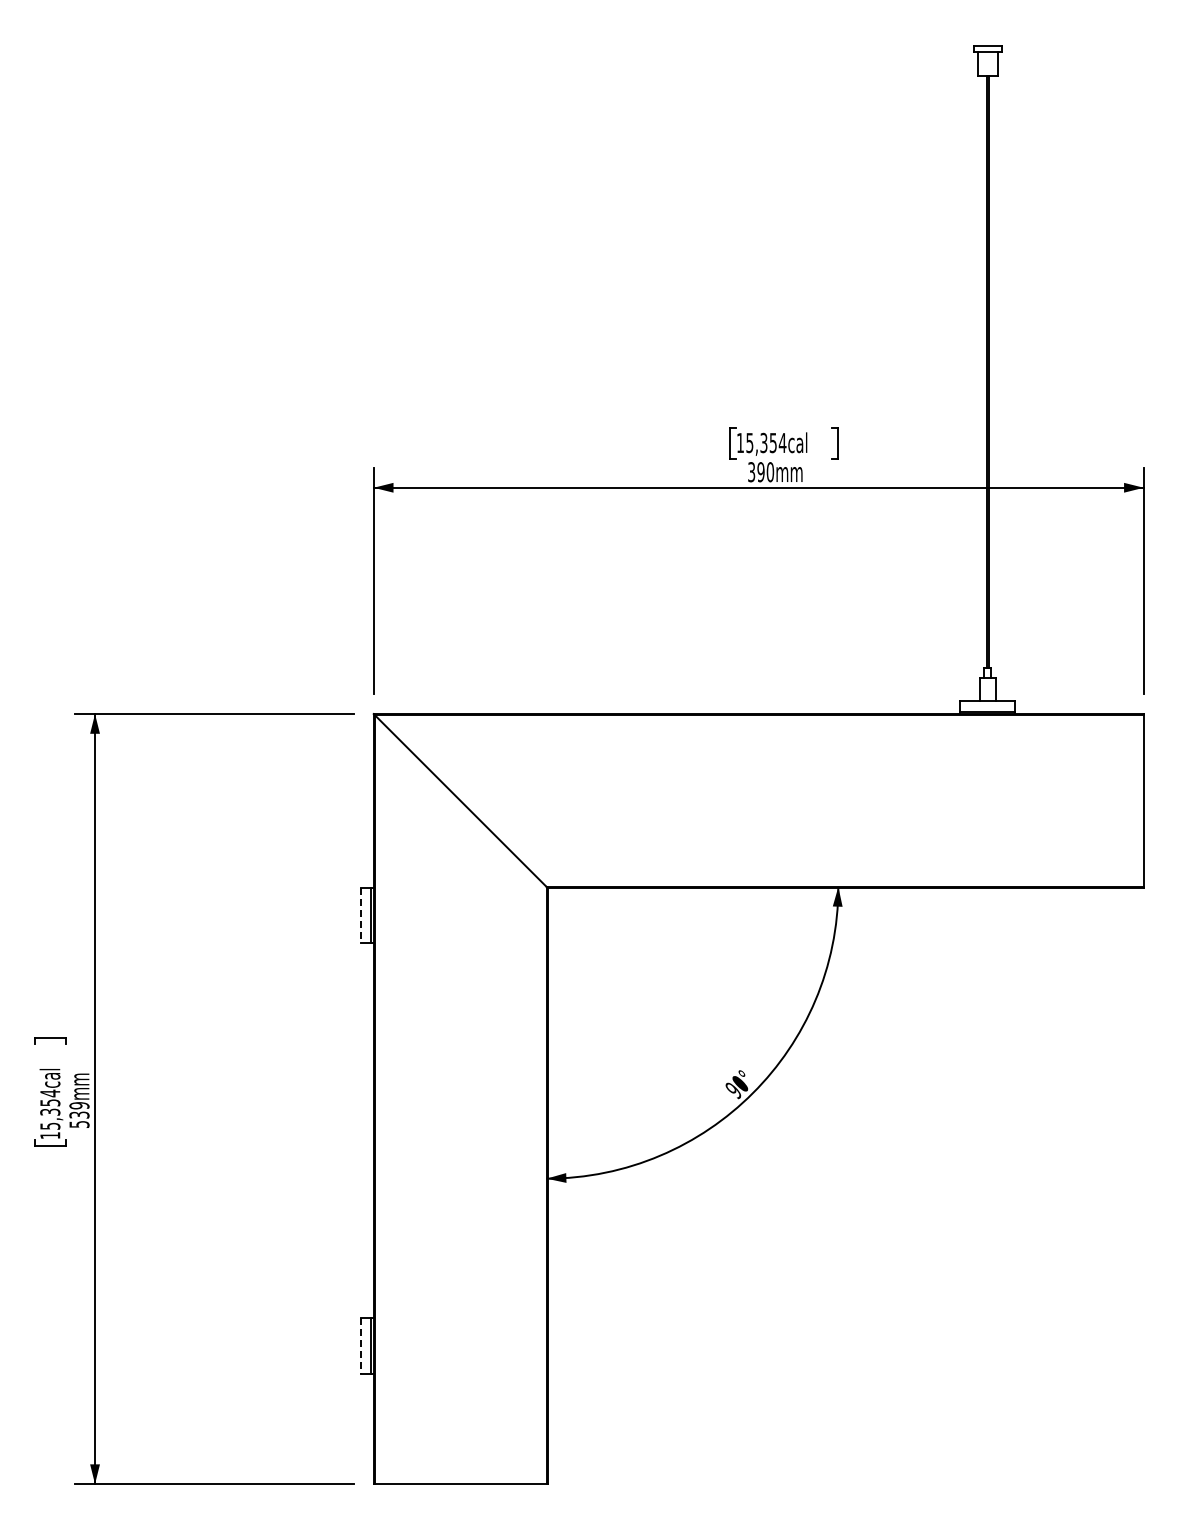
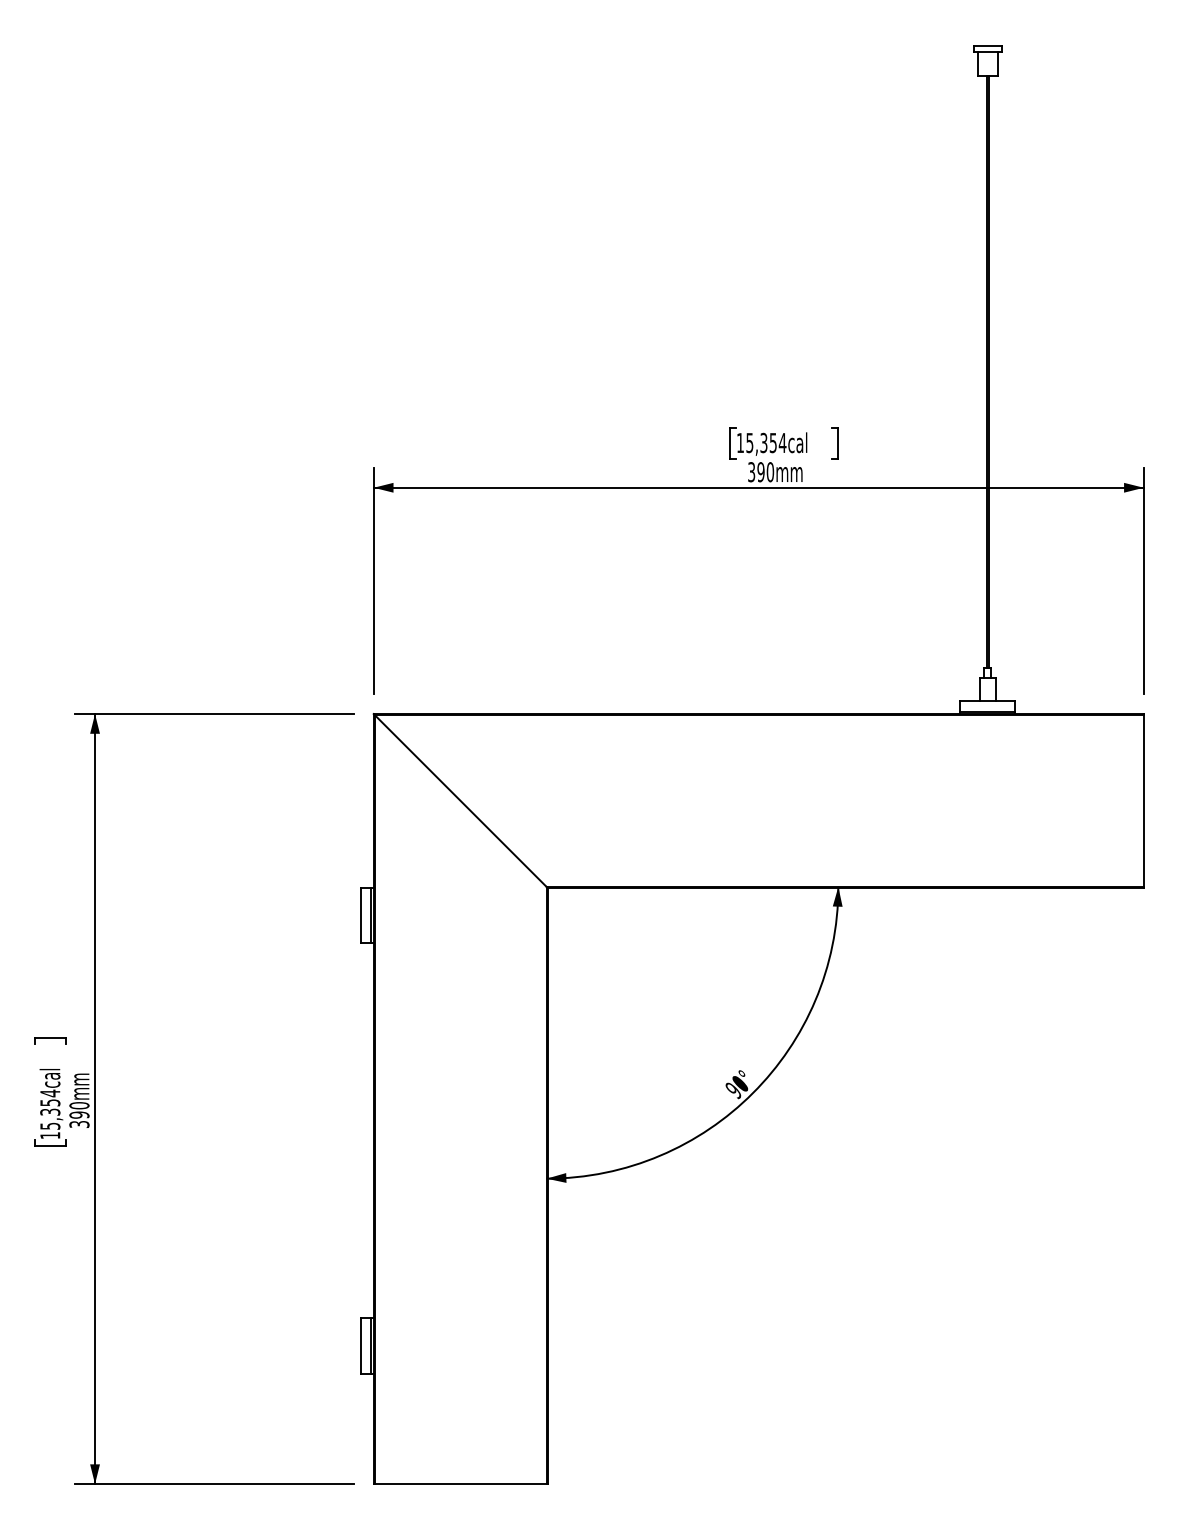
line: dashed -> solid (361, 915)
text: 539mm -> 390mm (79, 1114)
line: dashed -> solid (361, 1345)
